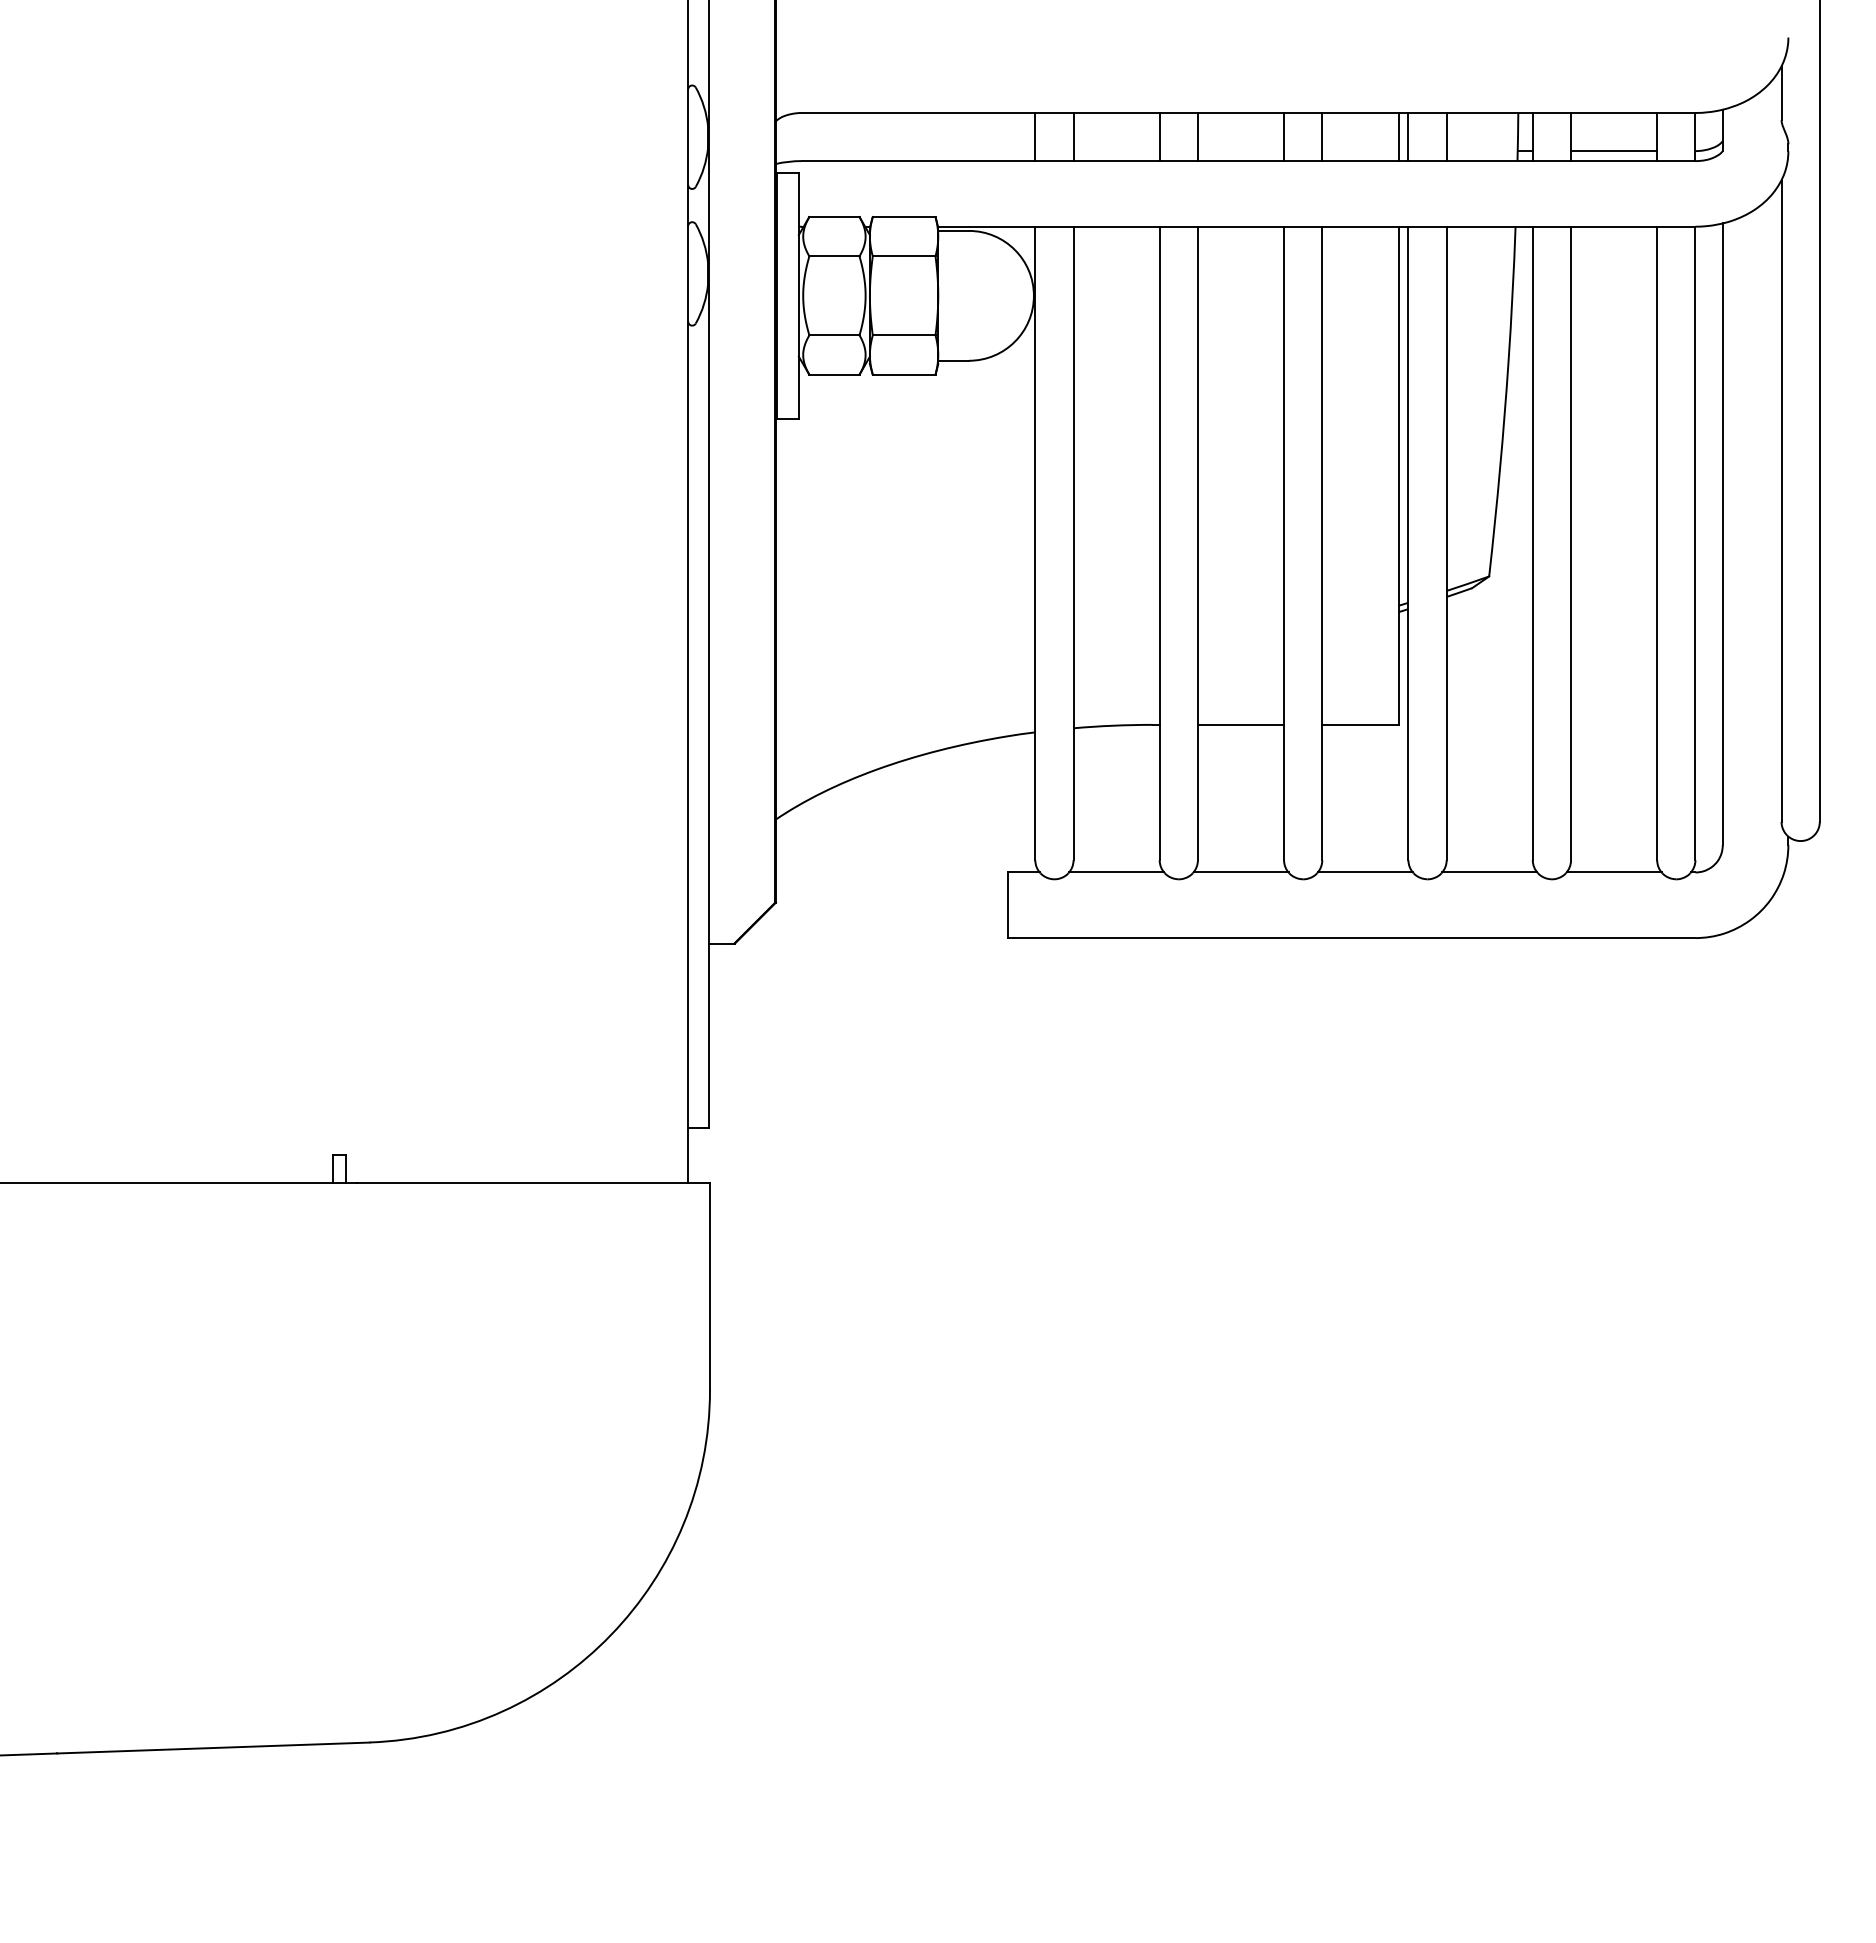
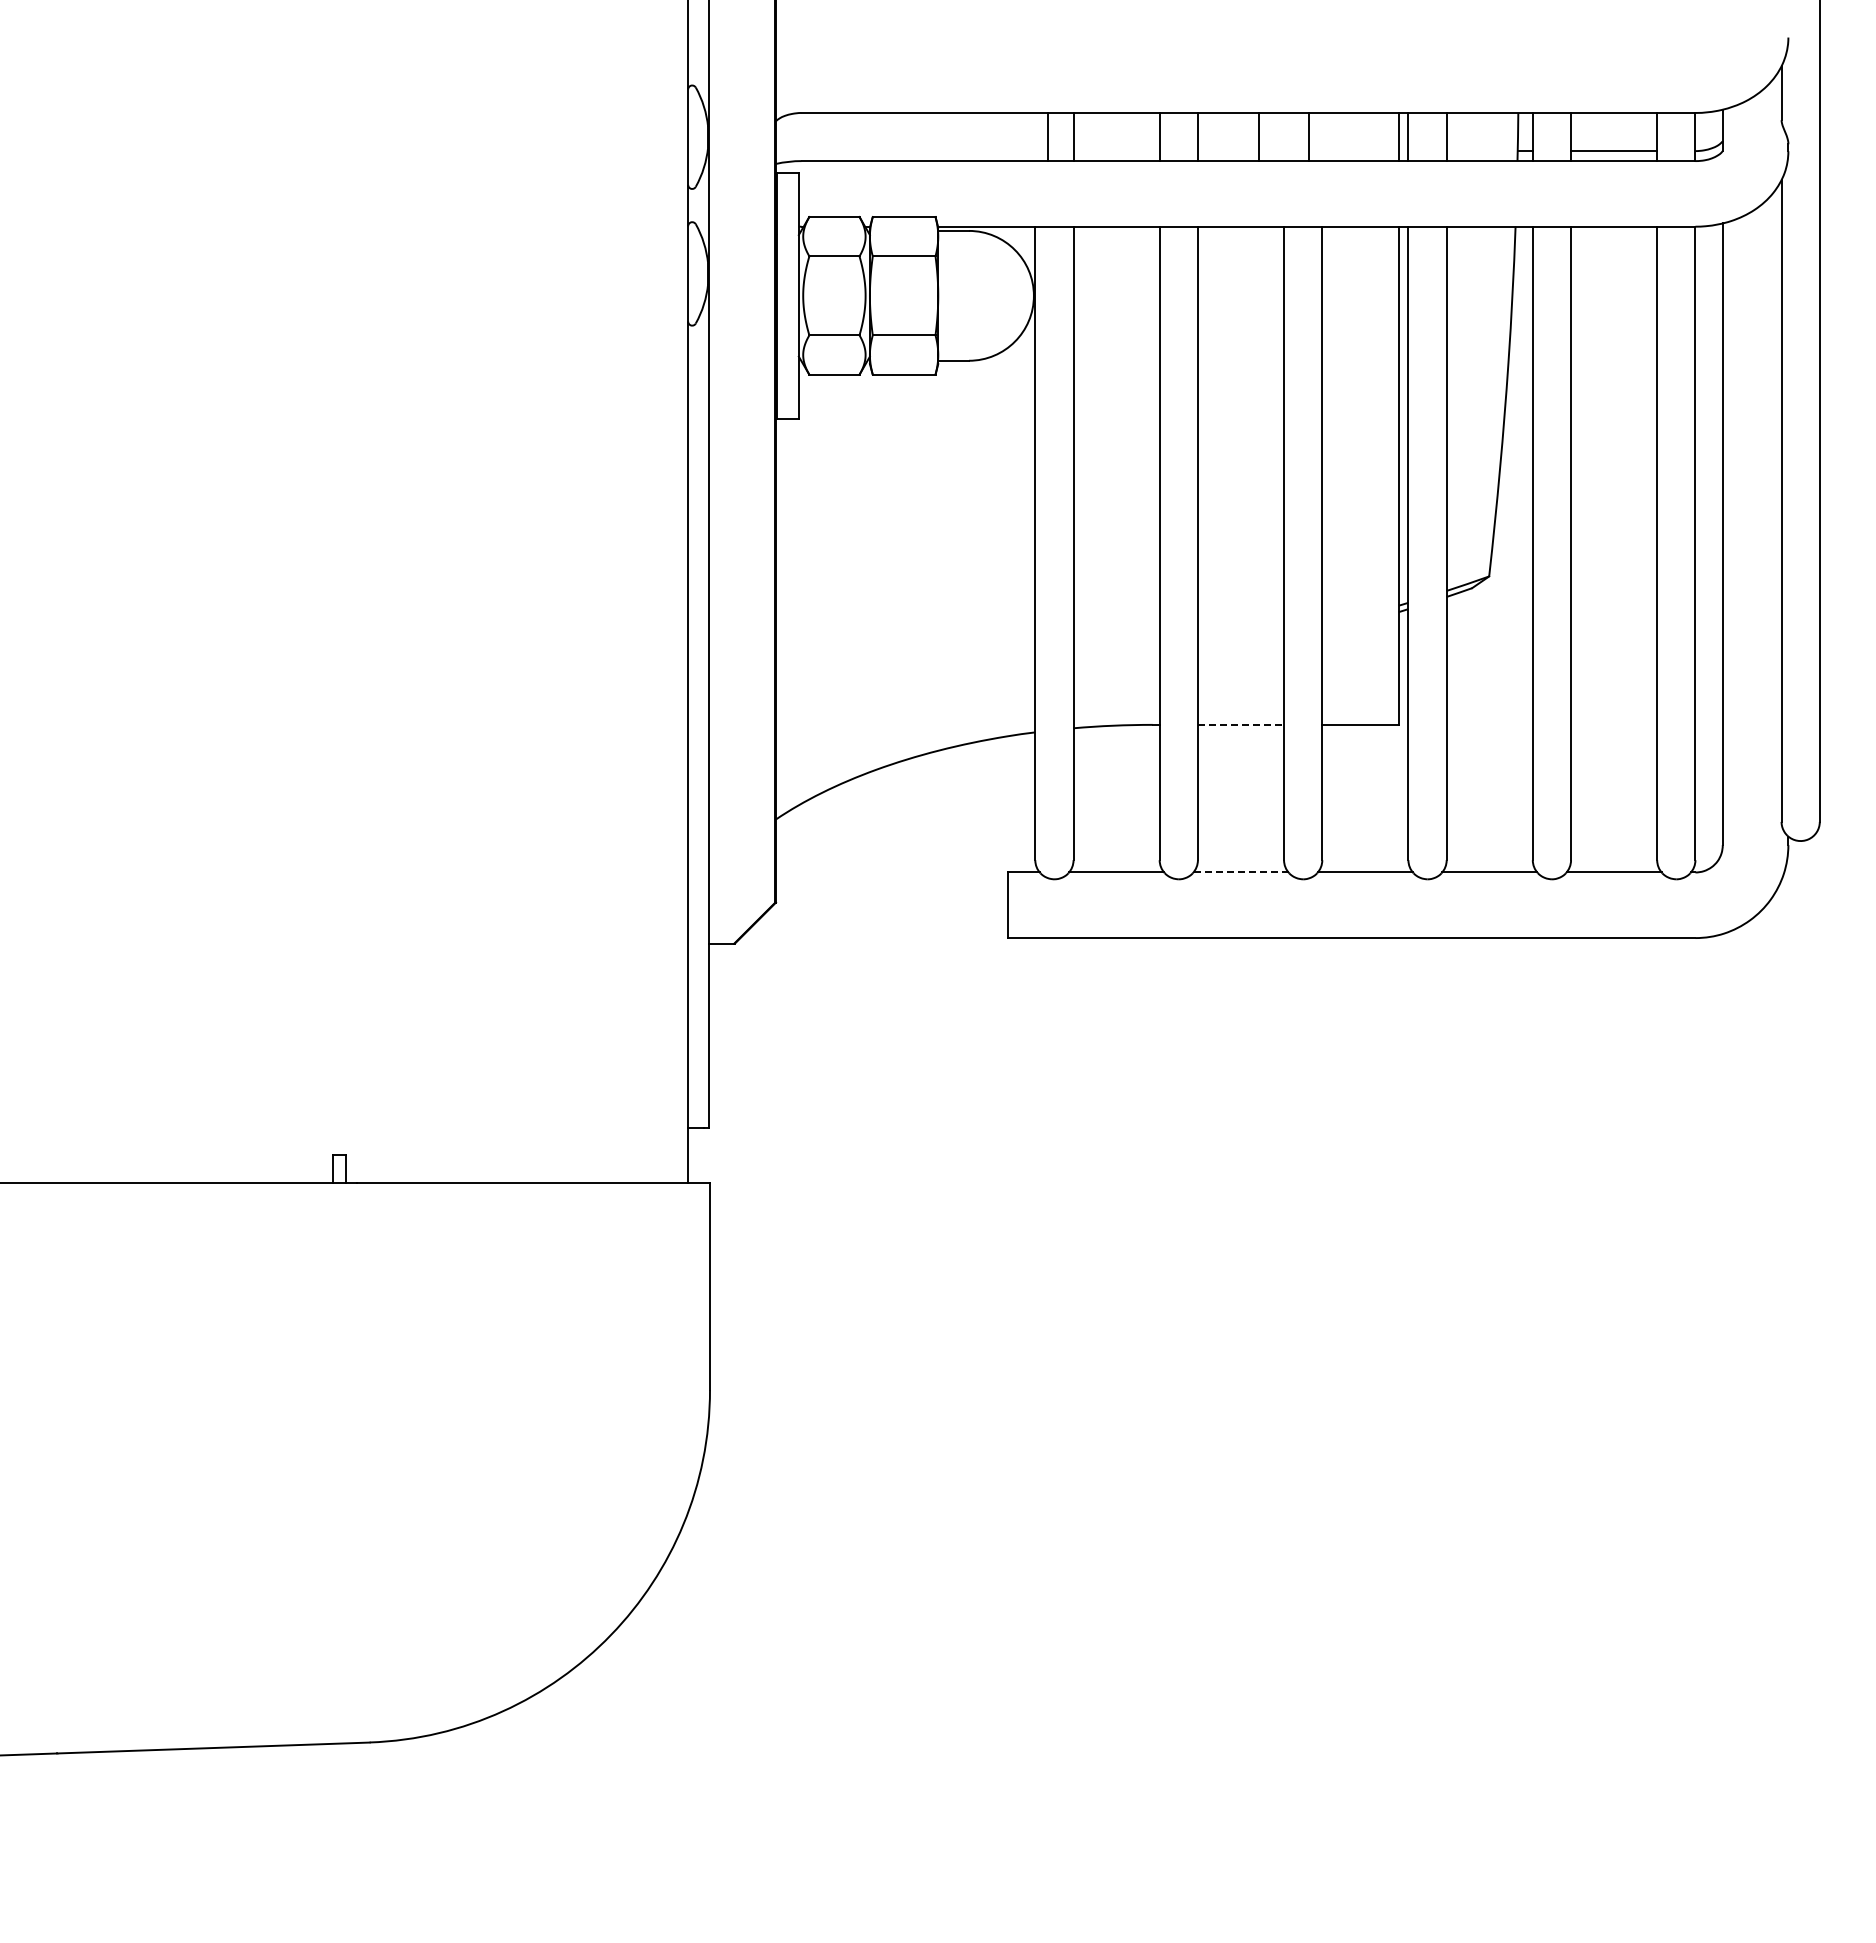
line position: (1035, 136) -> (1048, 136) (1048, 136)
line position: (1284, 136) -> (1259, 136) (1259, 136)
line position: (1322, 136) -> (1309, 136) (1309, 136)
line: solid -> dashed (1241, 724)
line: solid -> dashed (1241, 872)
